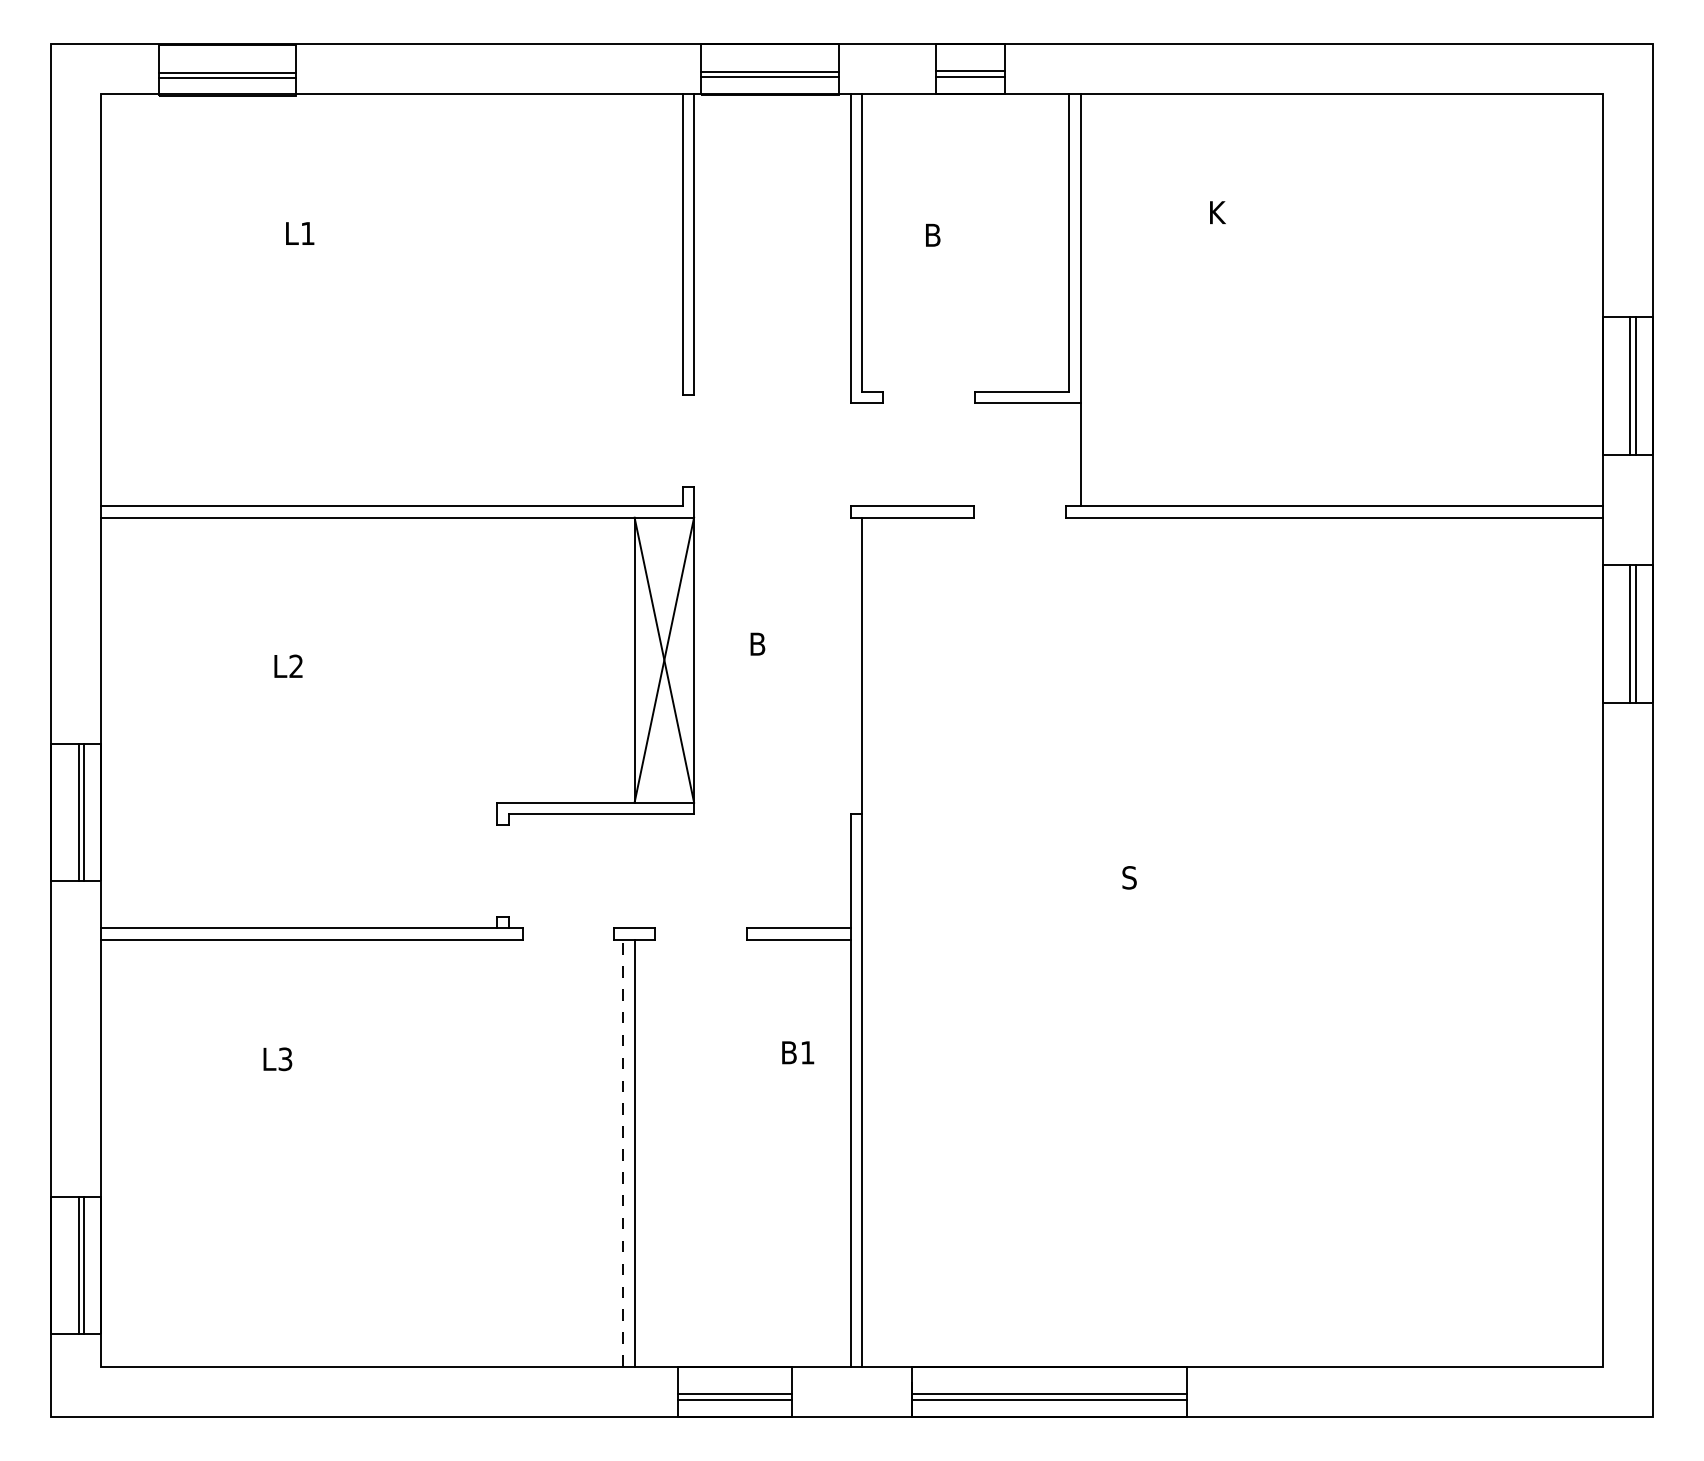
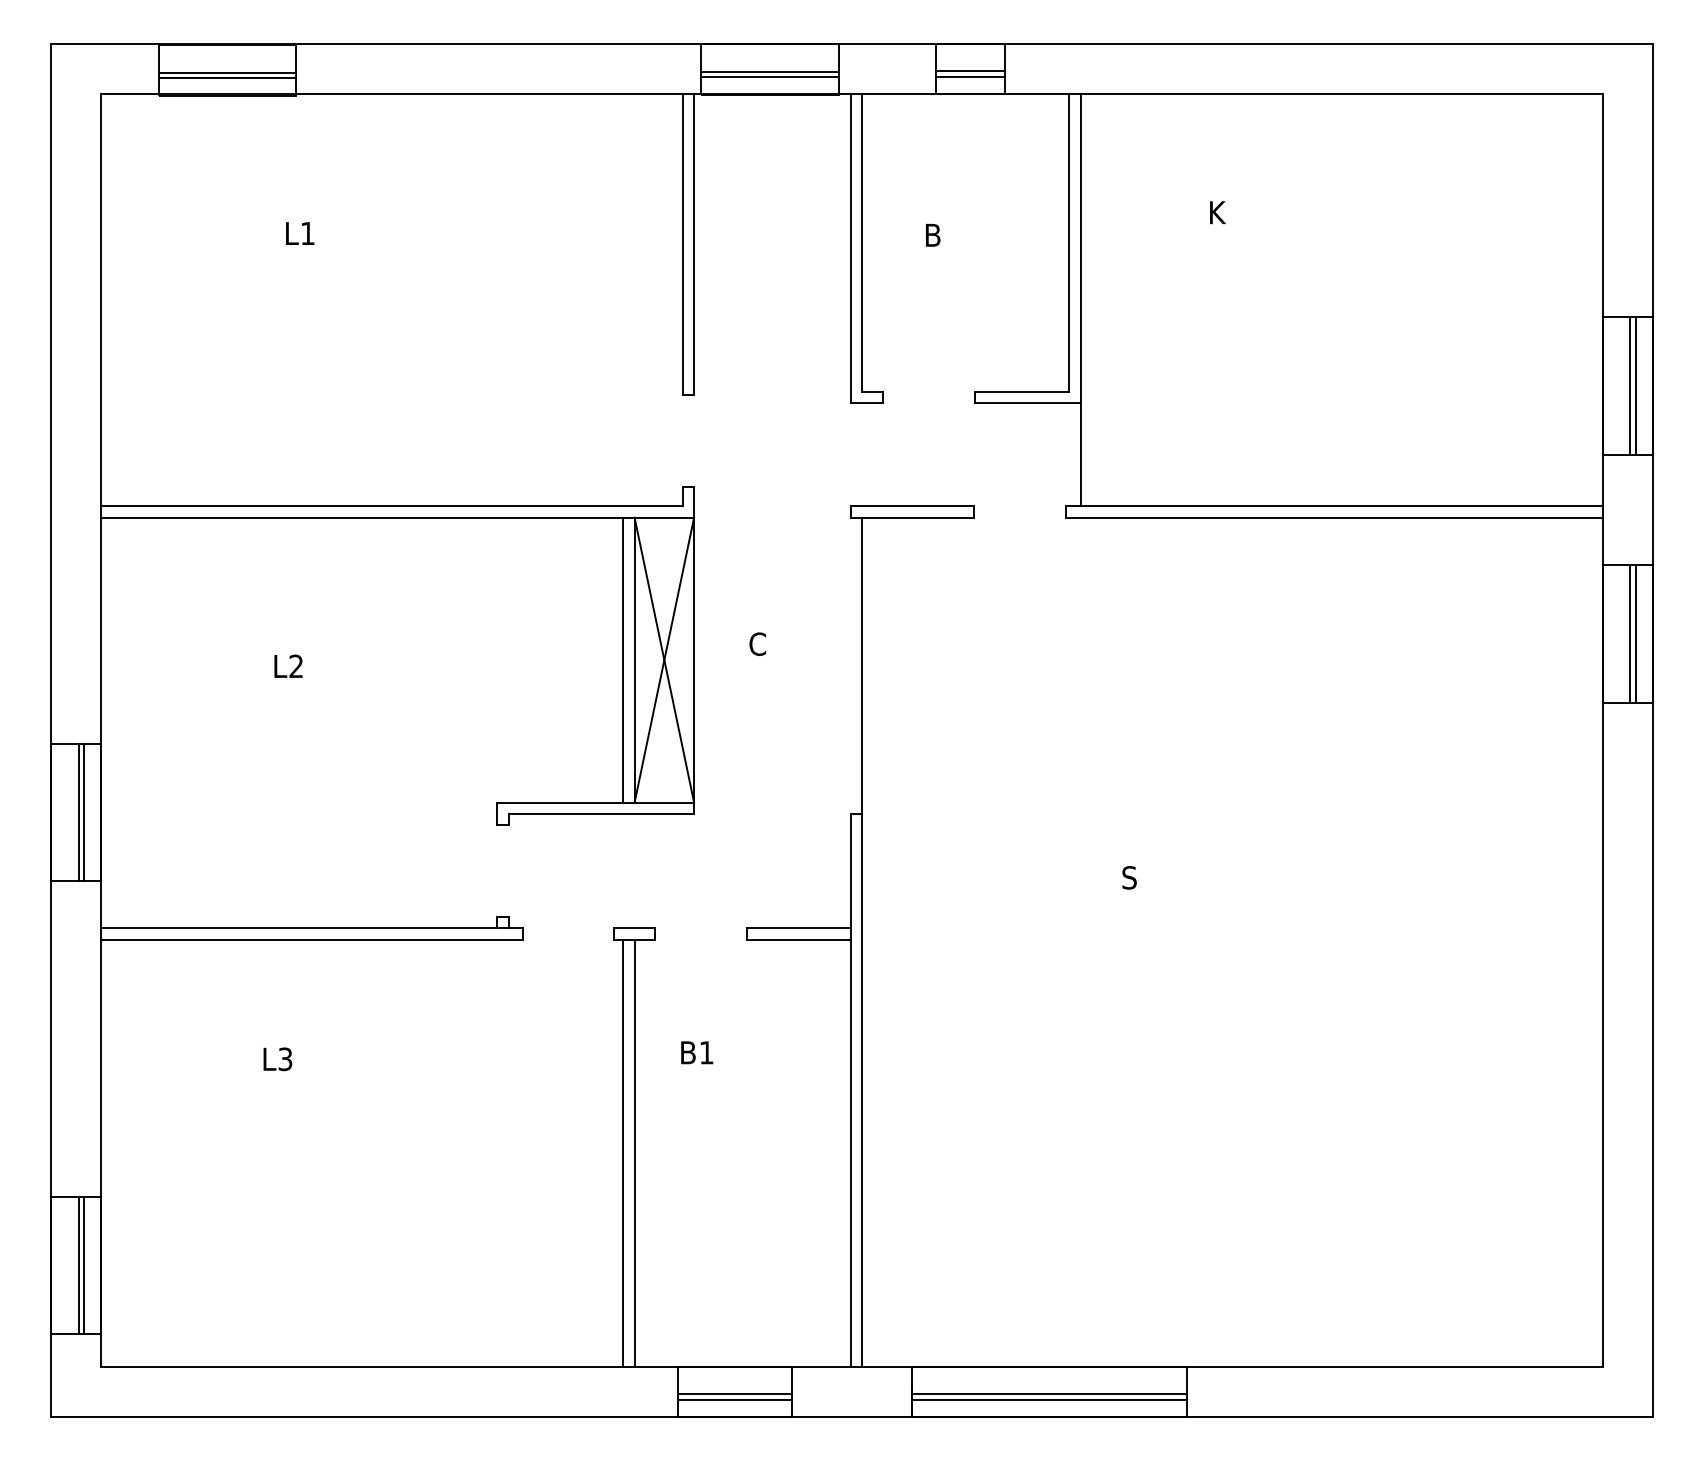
text: B -> C (757, 643)
line: none -> present (623, 659)
text position: (798, 1052) -> (697, 1052) (697, 1052)
line: dashed -> solid (623, 1152)
